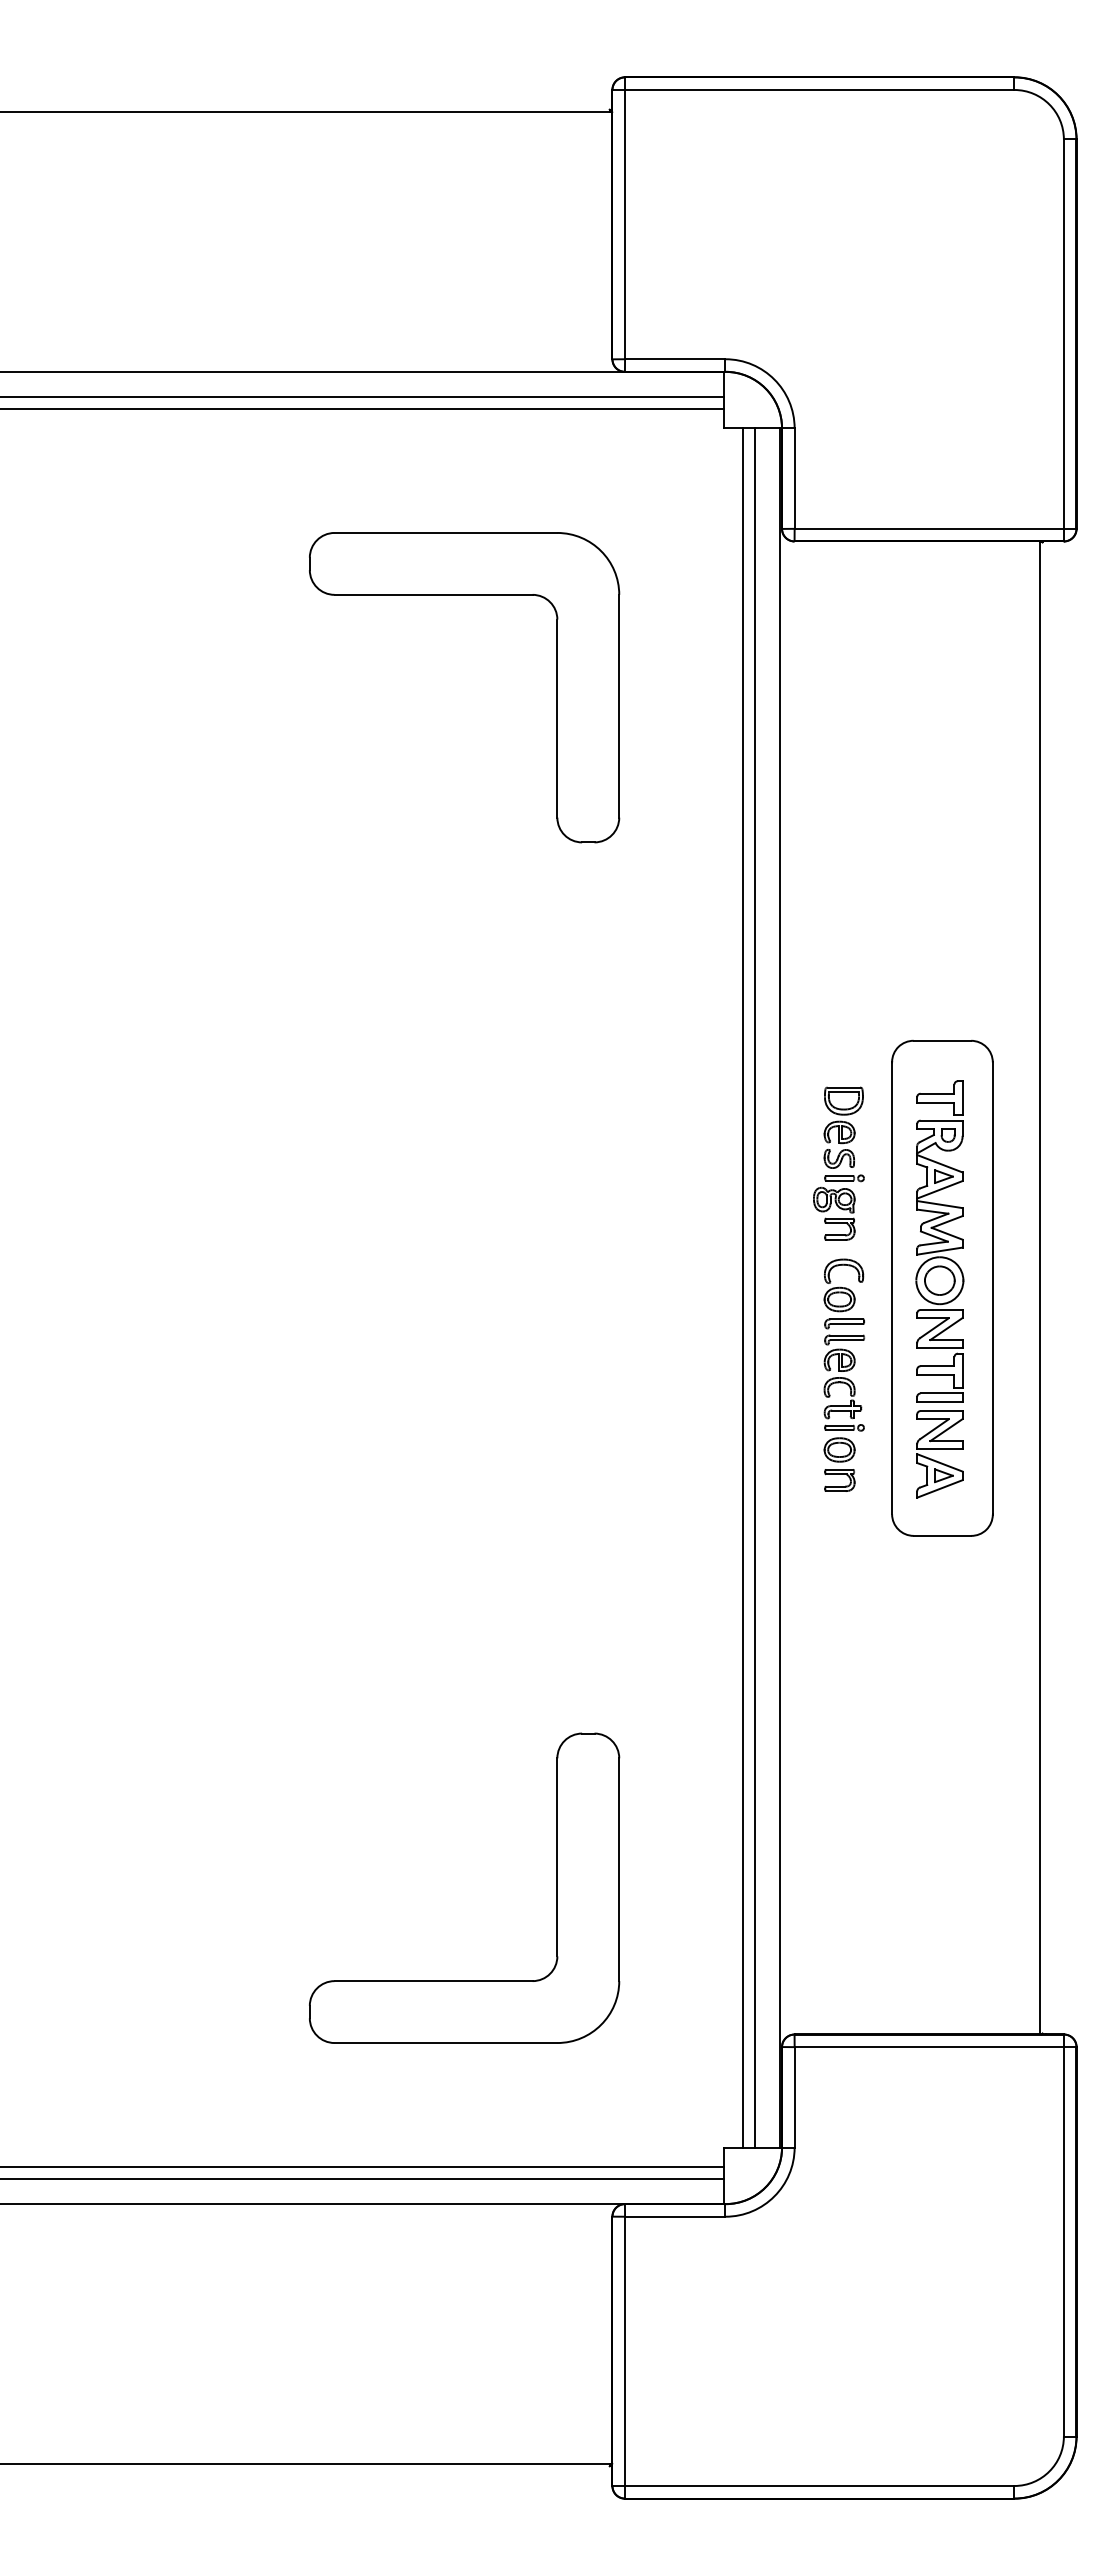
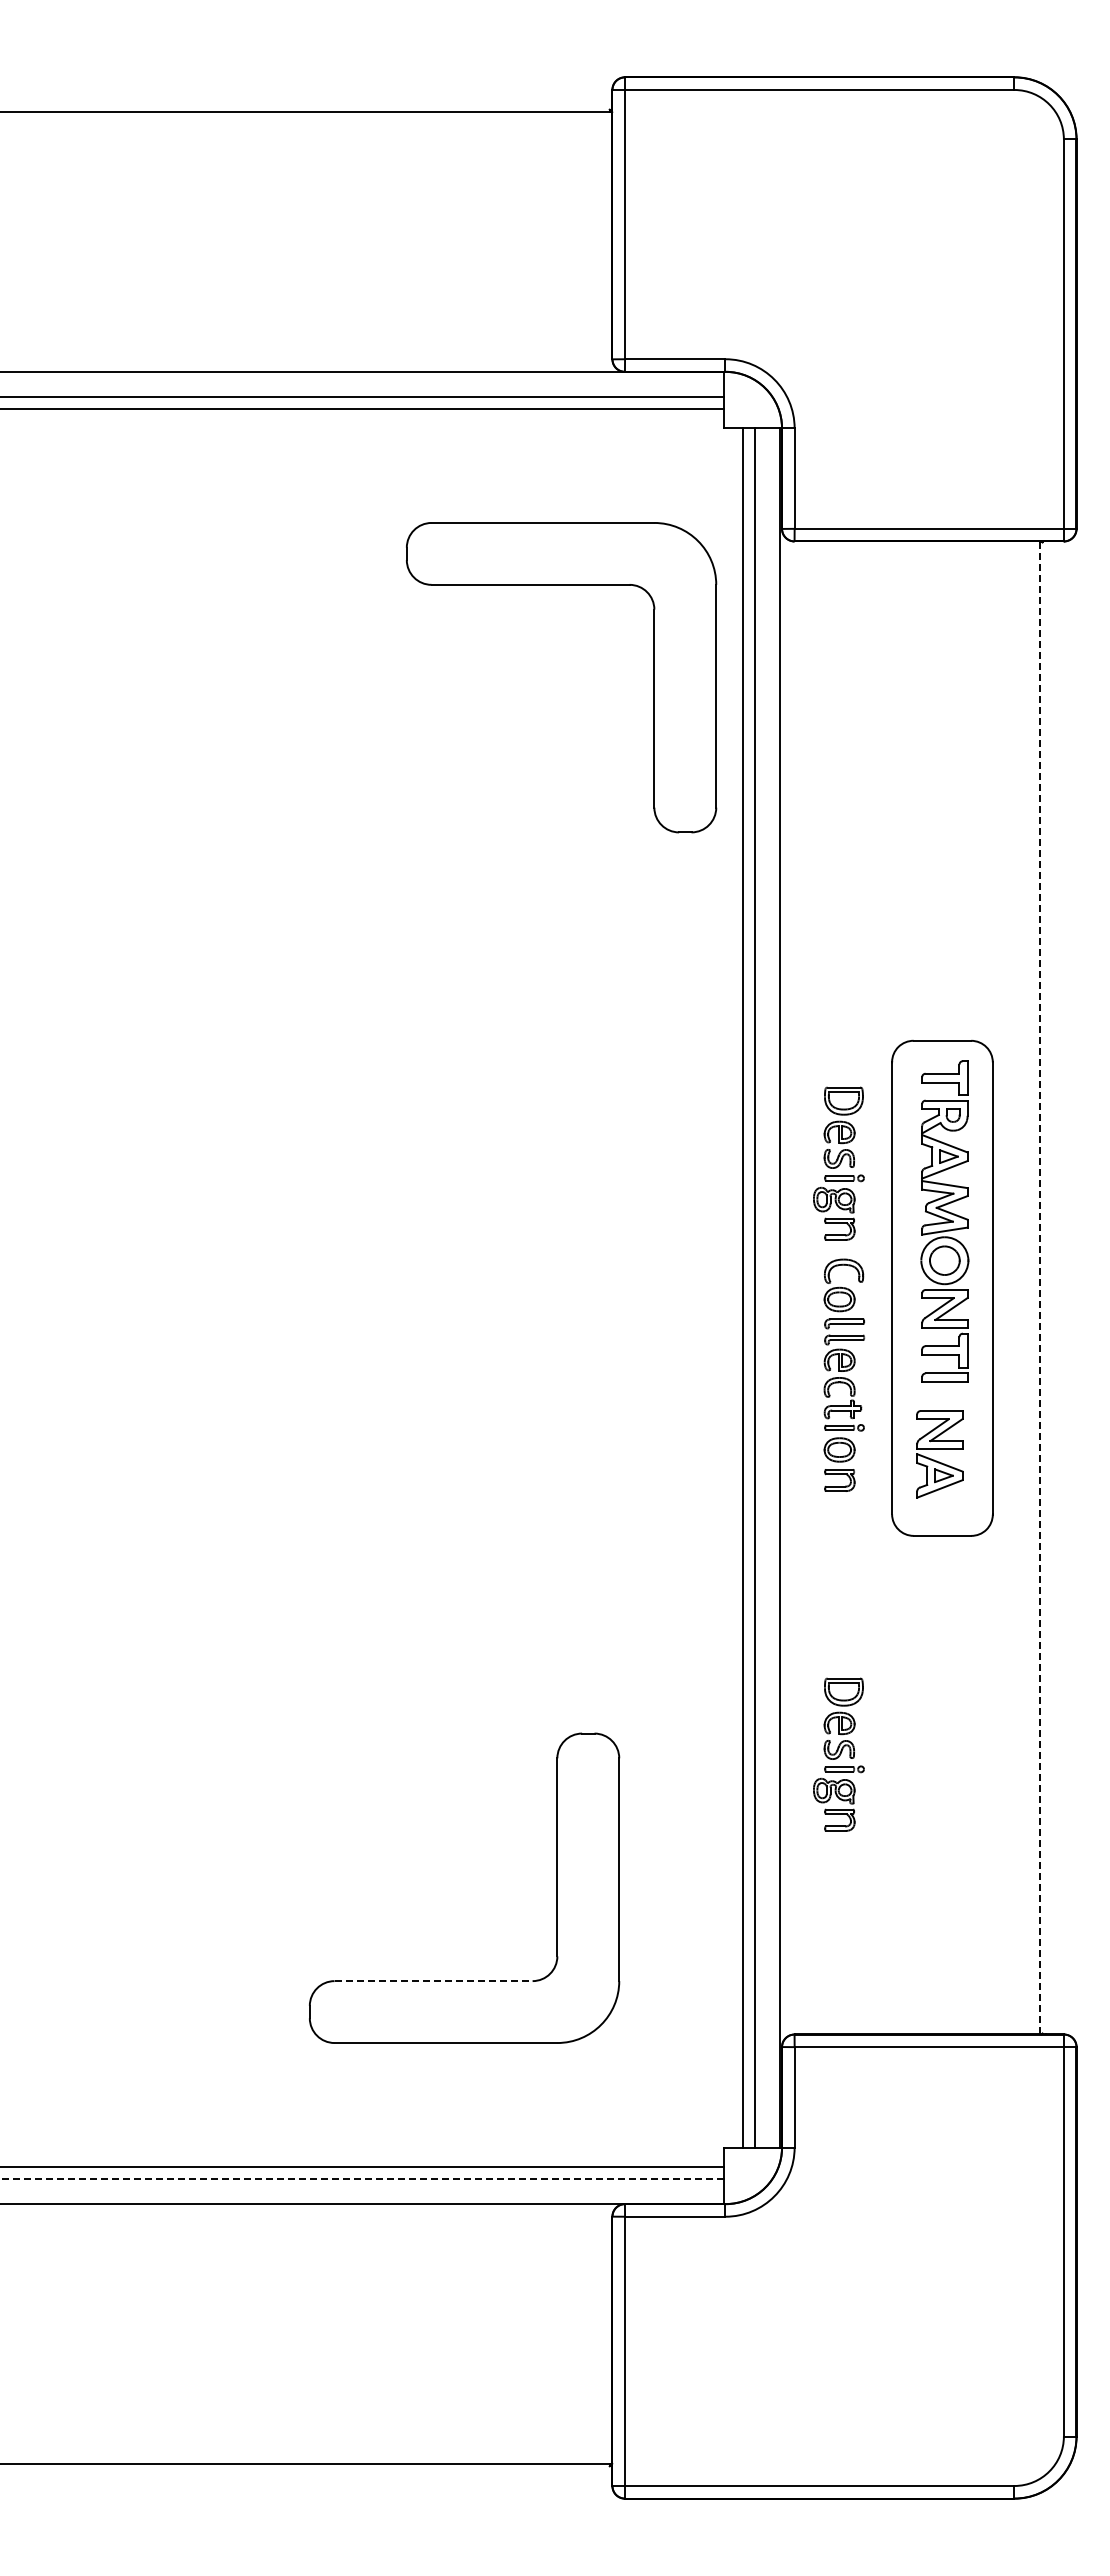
part position: (464, 595) -> (561, 585) (561, 585)
part position: (939, 1241) -> (944, 1221) (944, 1221)
line: solid -> dashed (1040, 1287)
part: none -> present (838, 1754)
line: solid -> dashed (434, 1981)
line: solid -> dashed (362, 2179)
